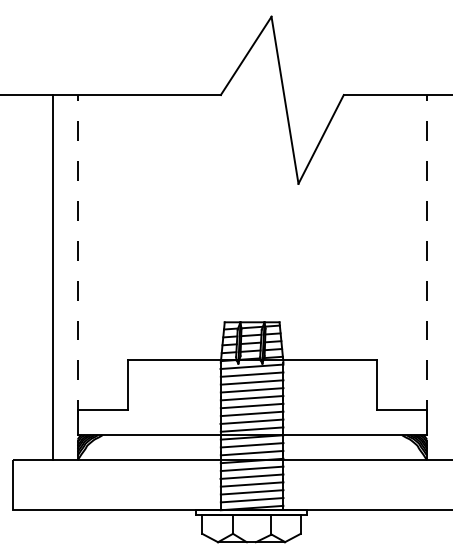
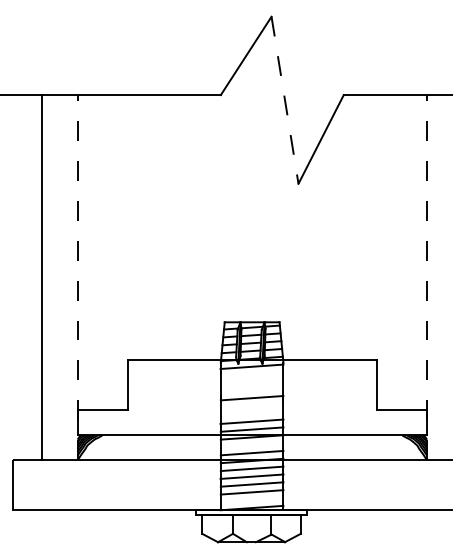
line: solid -> dashed (285, 100)
line position: (52, 277) -> (41, 277) (41, 277)
line: present -> none (251, 374)
line: present -> none (251, 382)
line: present -> none (251, 390)
line: present -> none (251, 405)
line: present -> none (251, 413)
line: present -> none (251, 445)
line: present -> none (251, 500)
